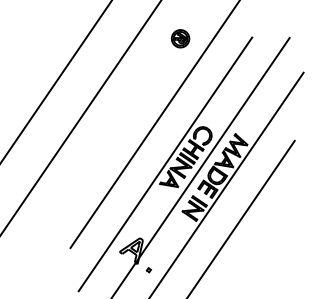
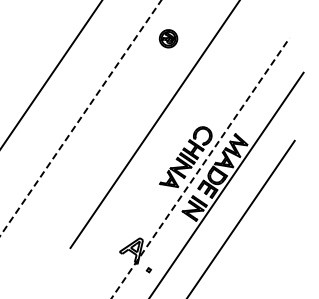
part position: (180, 38) -> (168, 38) (168, 38)
line position: (56, 81) -> (51, 74) (51, 74)
line: solid -> dashed (80, 118)
line: present -> none (165, 164)
line: solid -> dashed (200, 168)
